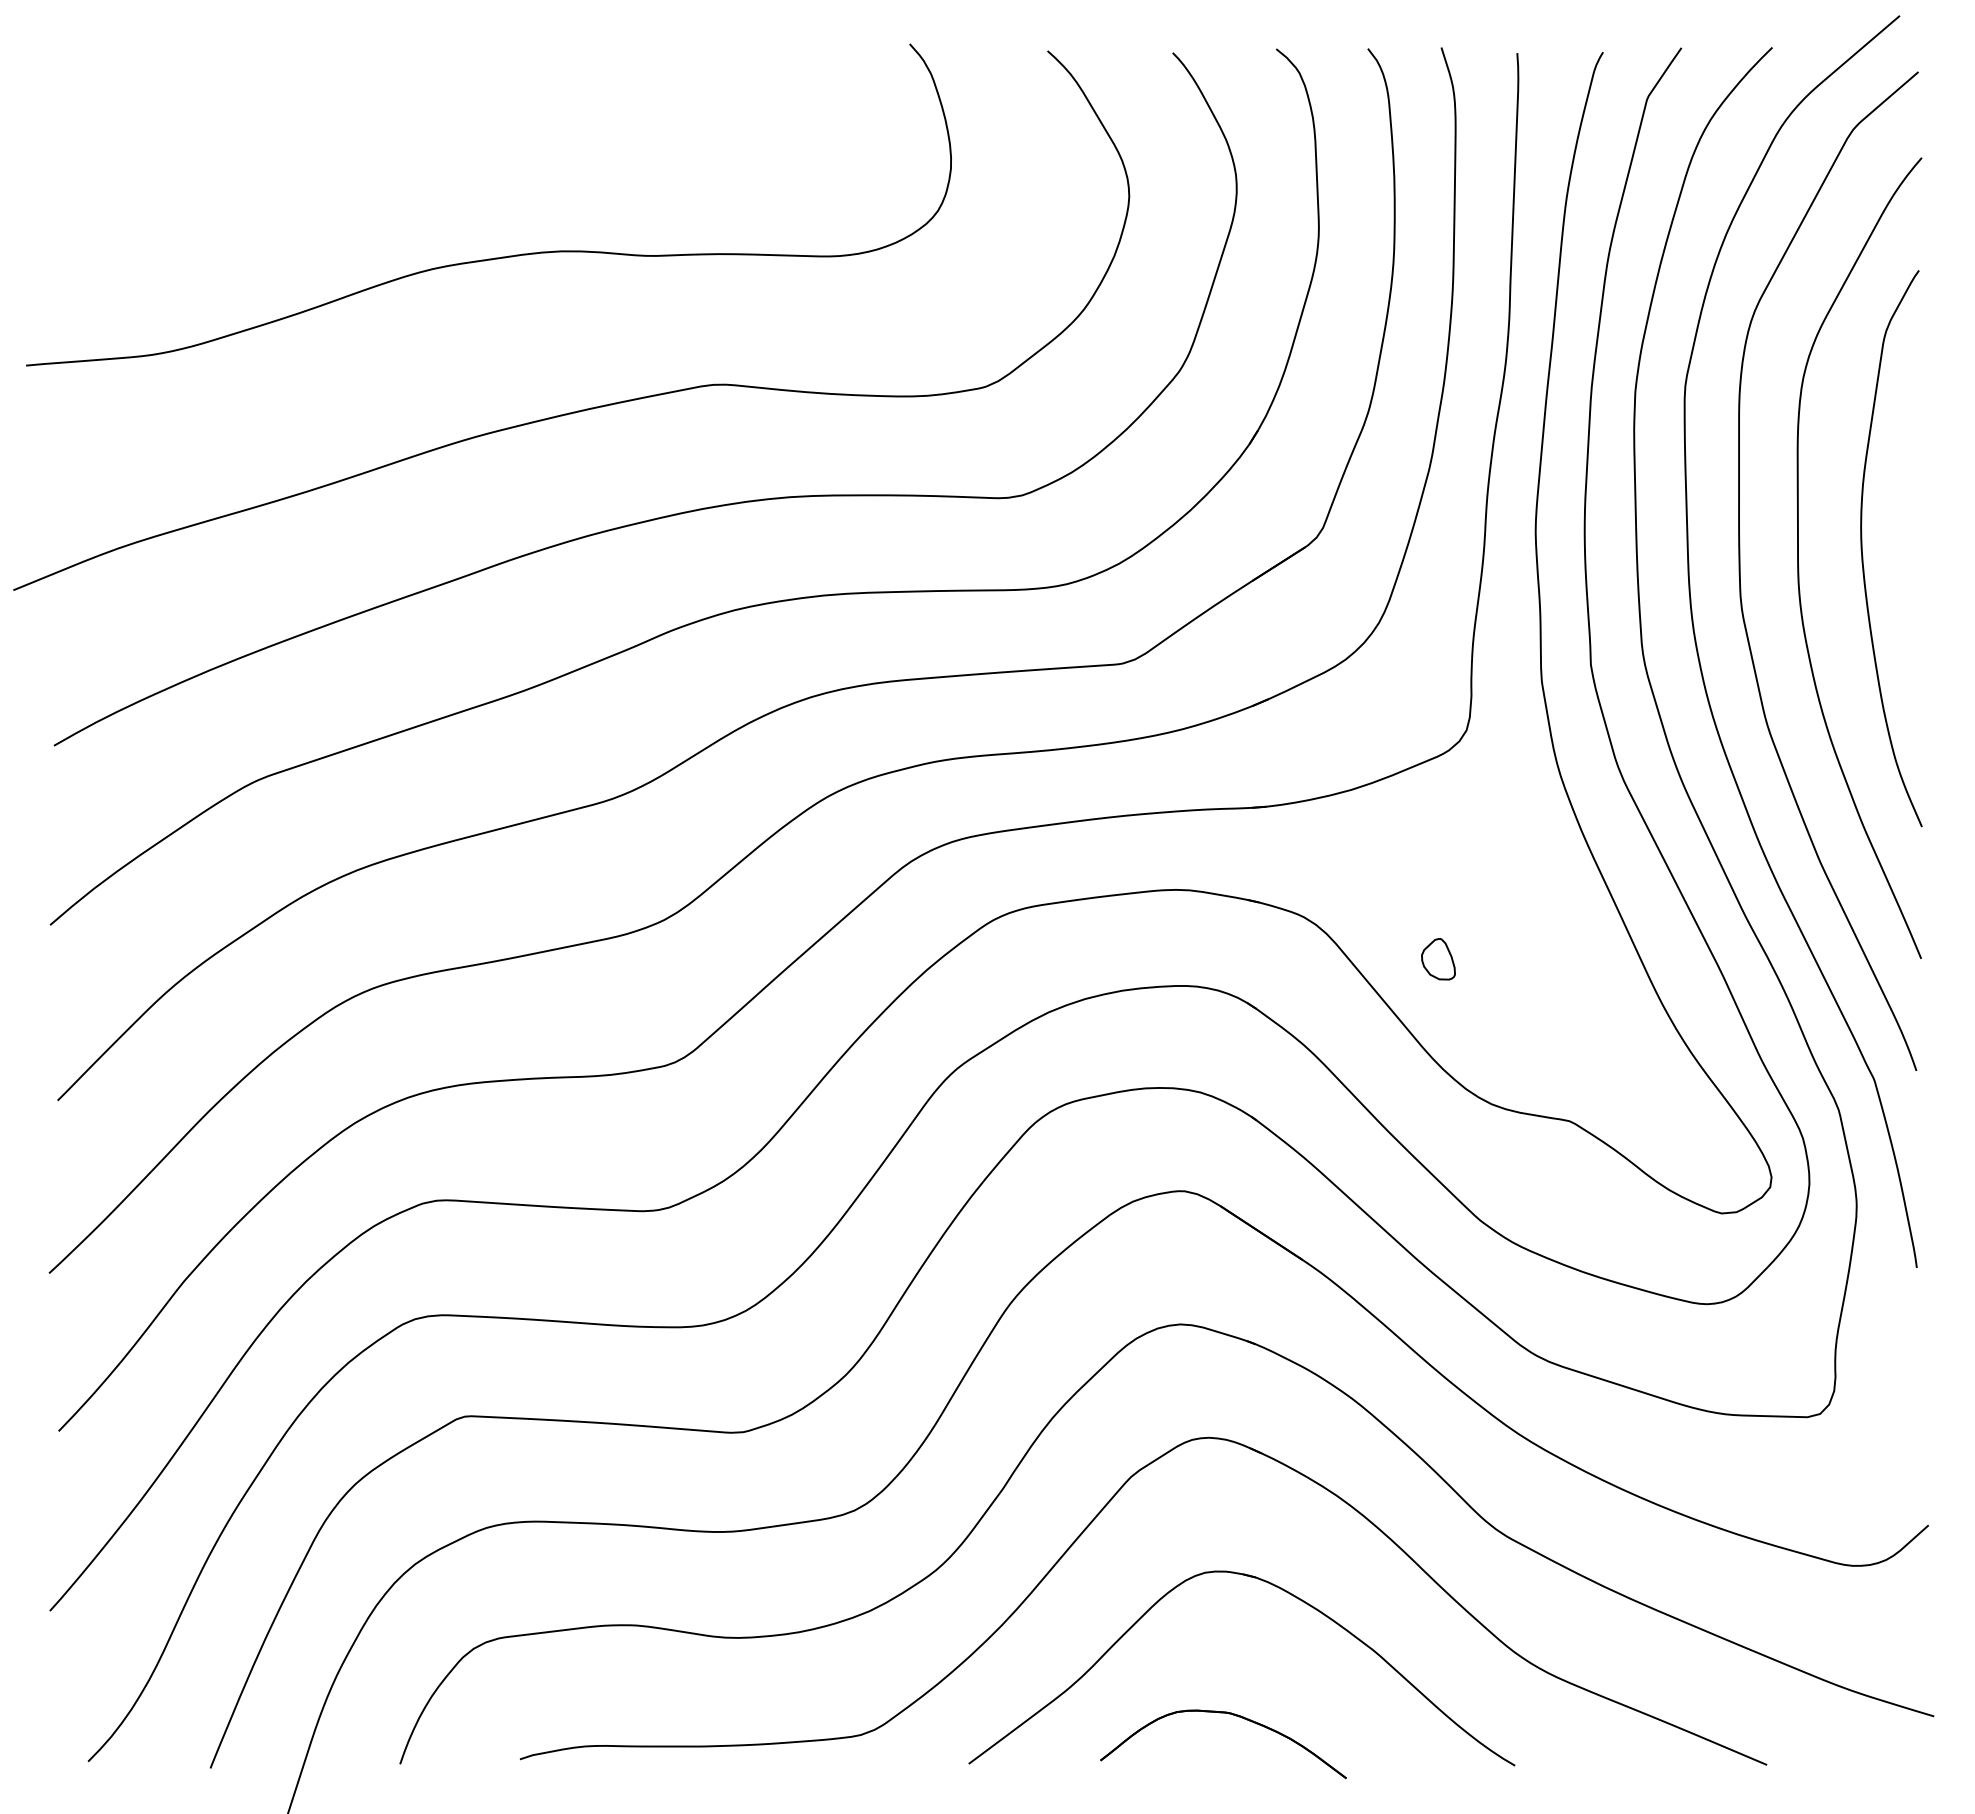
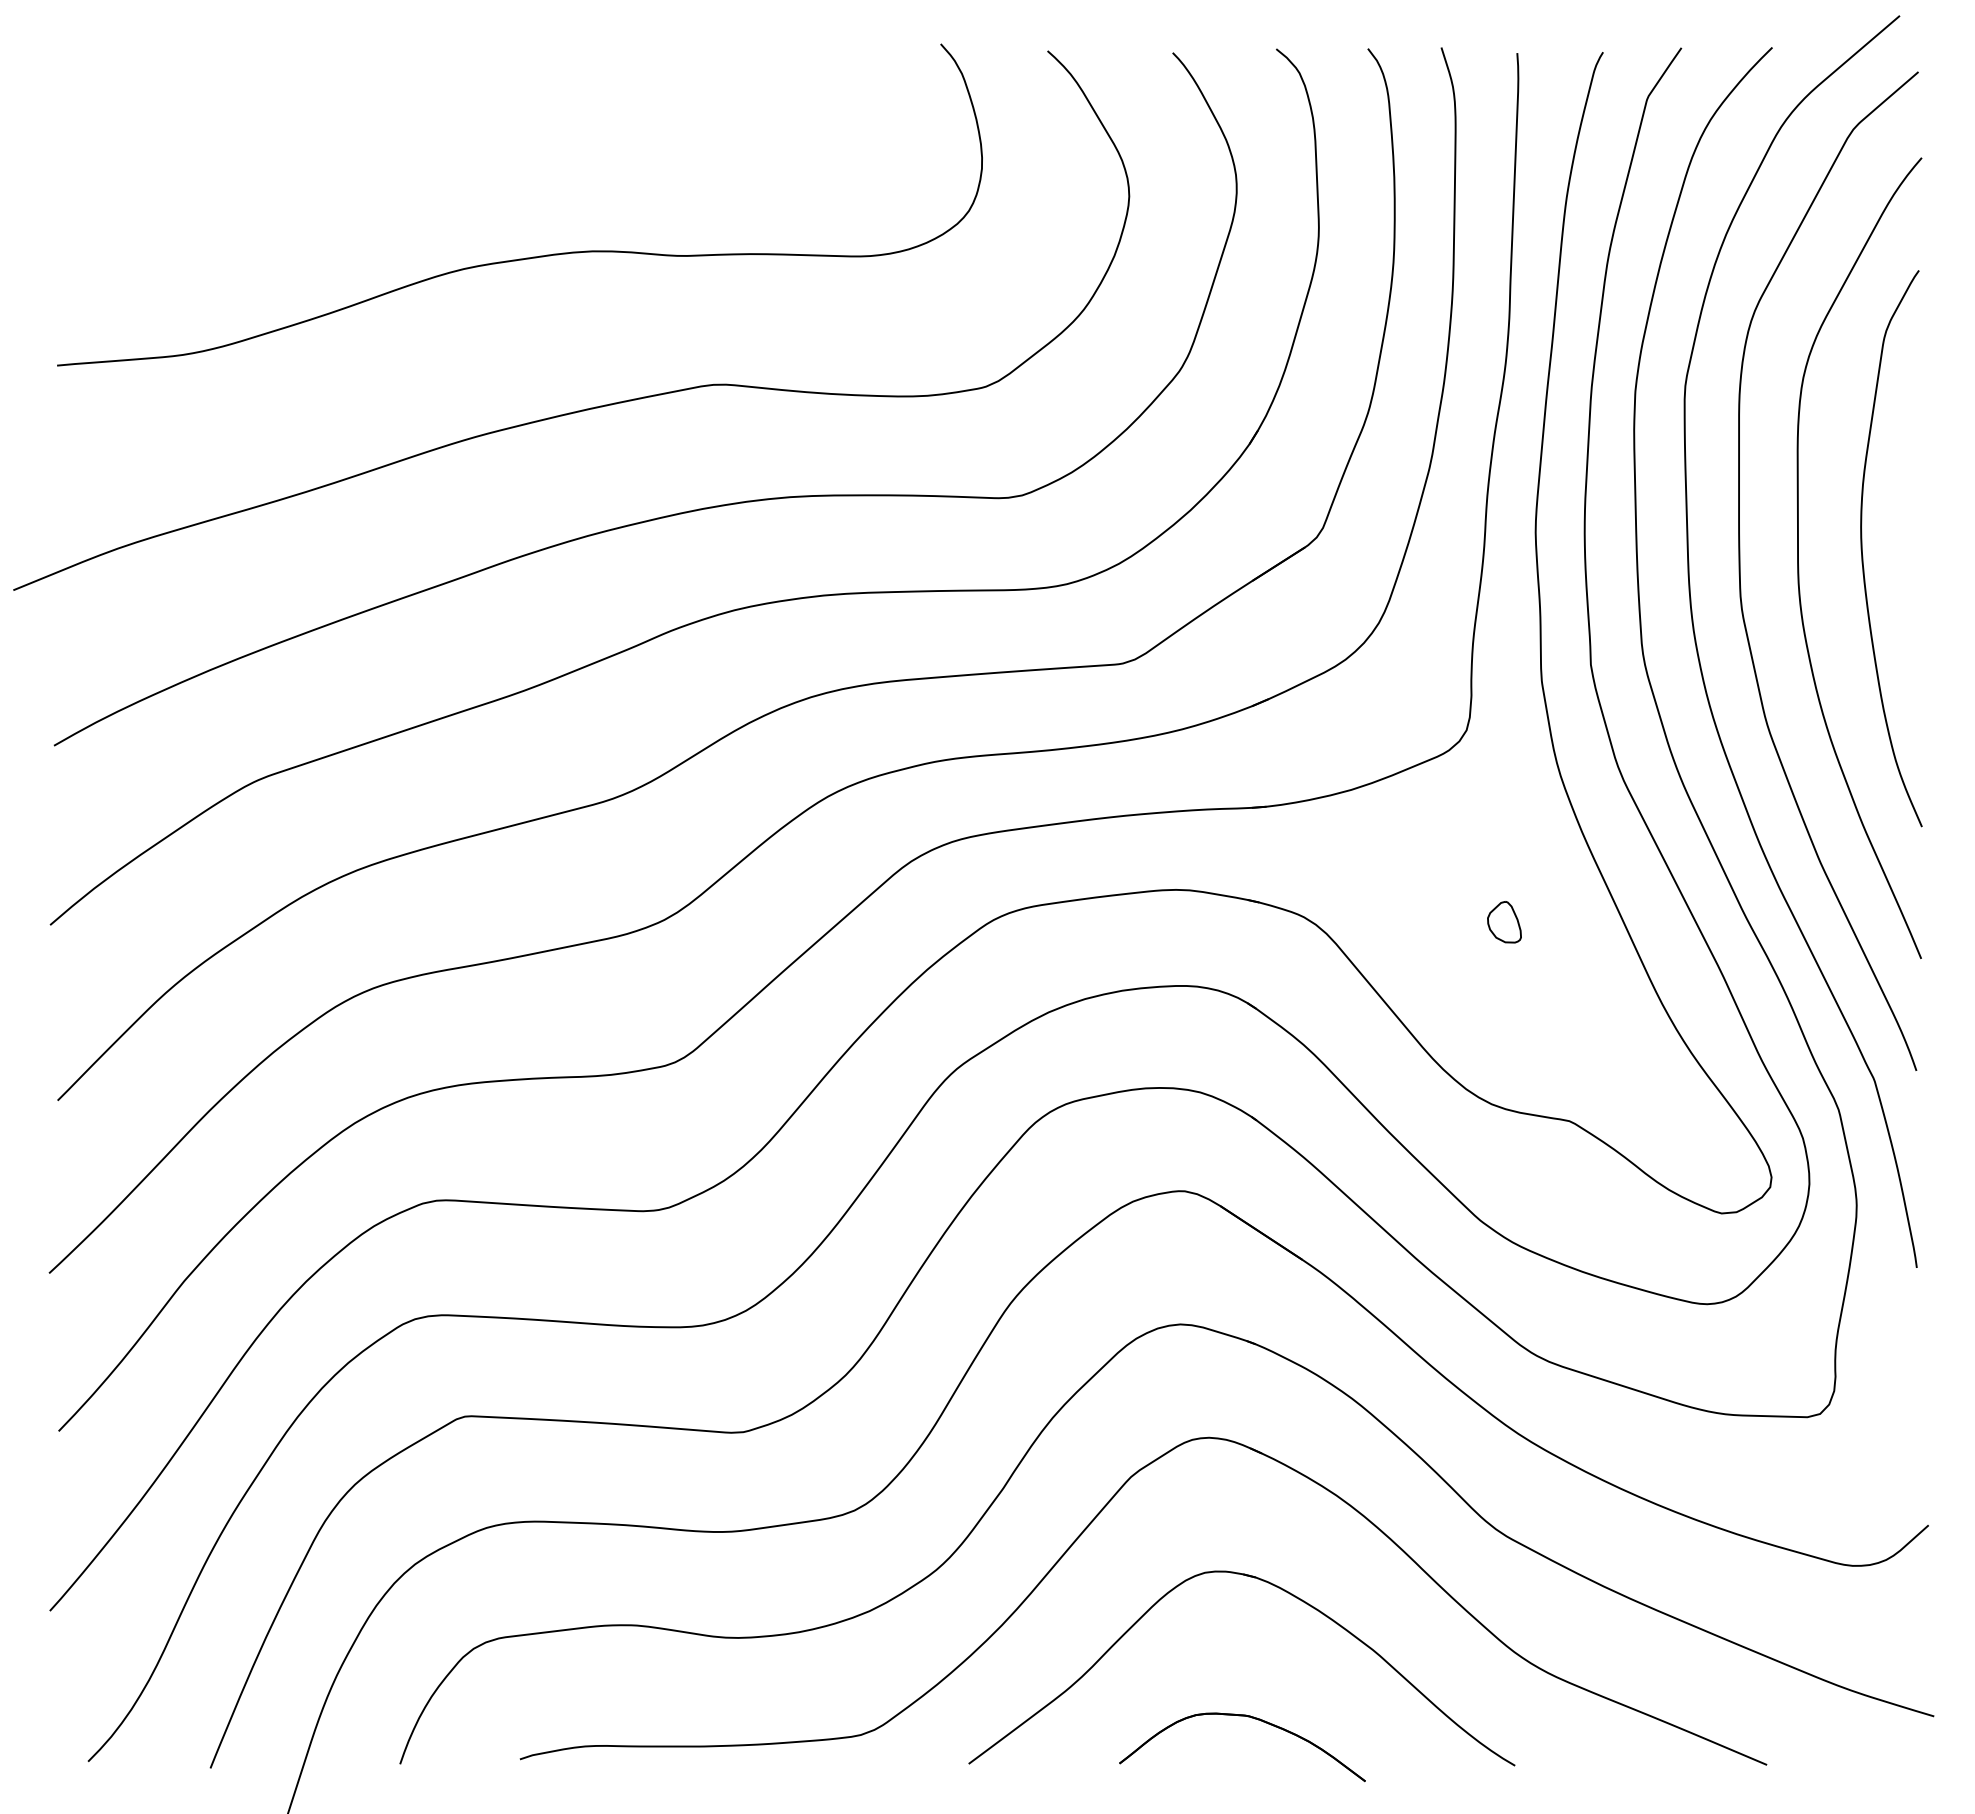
curve position: (495, 257) -> (526, 257) (526, 257)
part position: (1438, 959) -> (1504, 922) (1504, 922)
part position: (1232, 1715) -> (1251, 1718) (1251, 1718)
